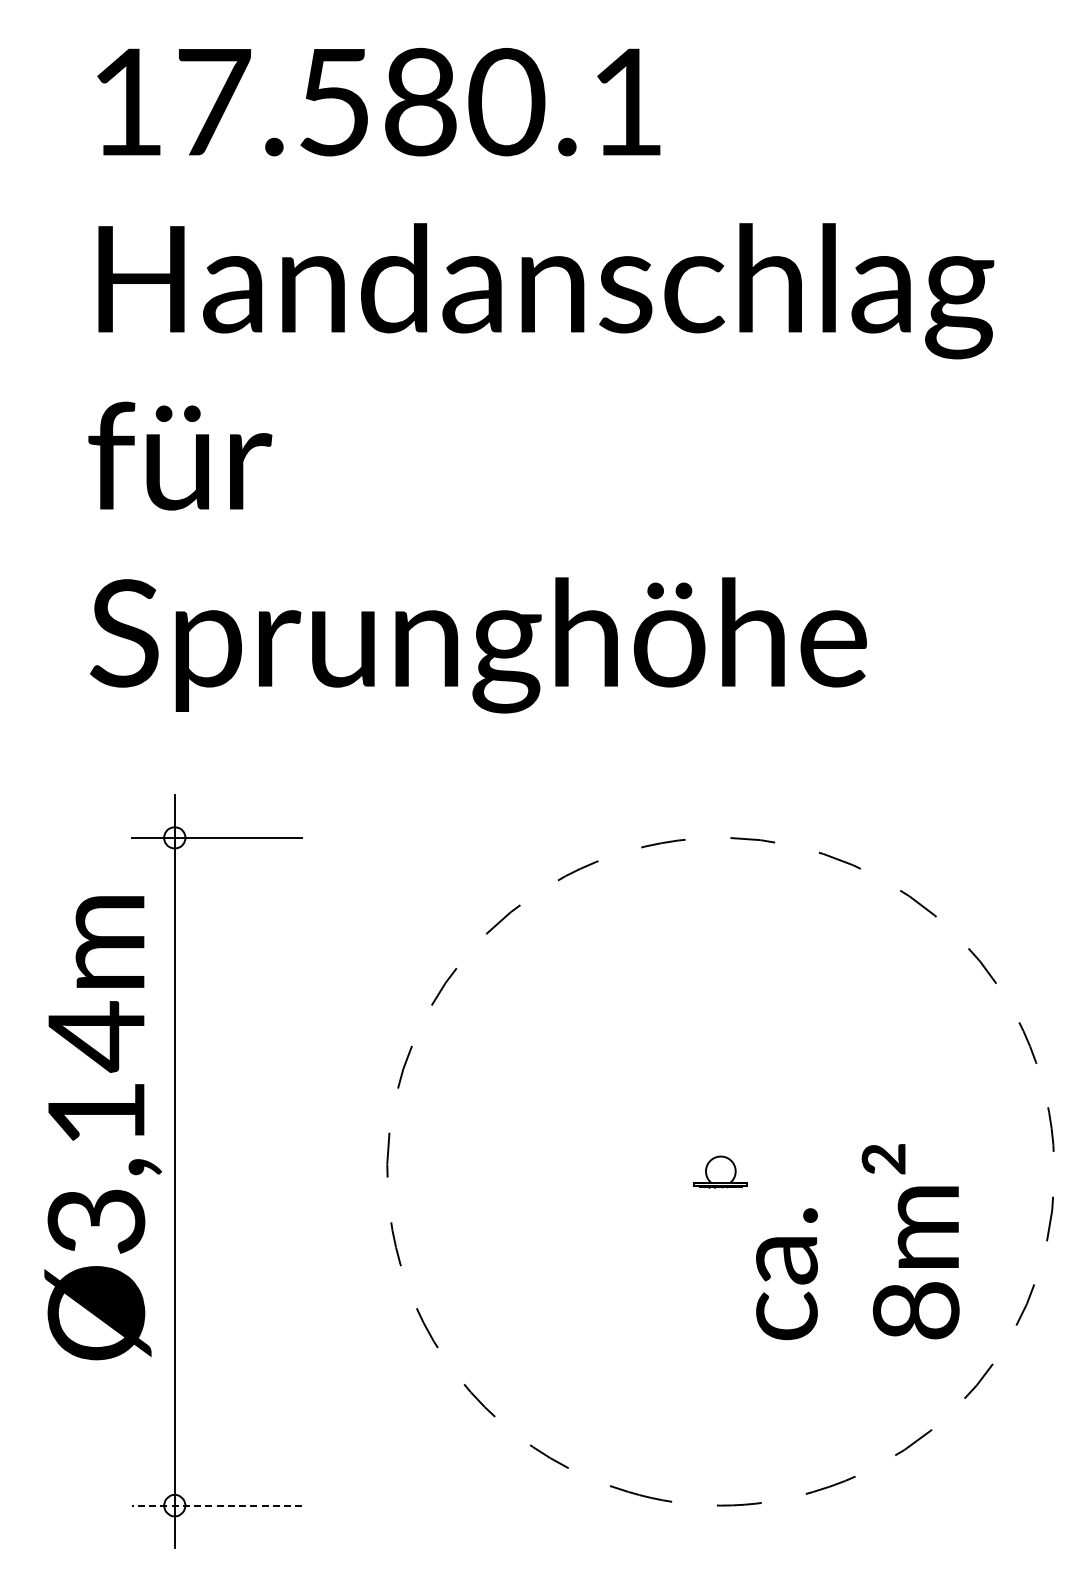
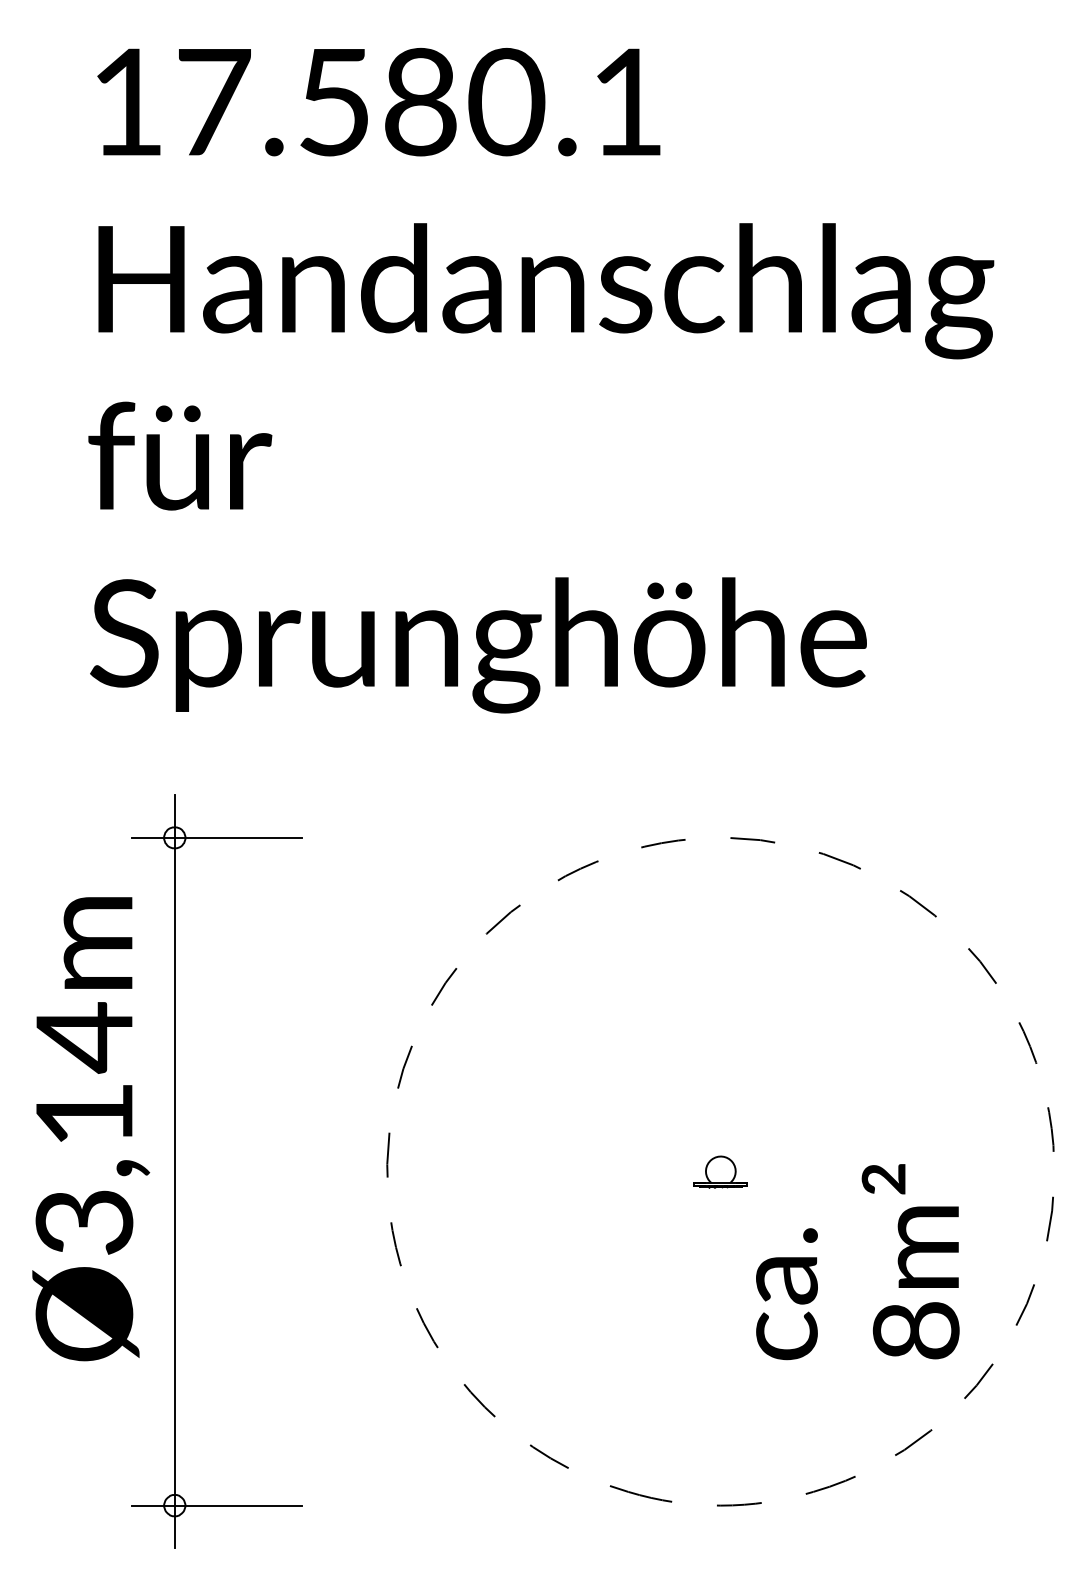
text position: (103, 1128) -> (91, 1129) (91, 1129)
text position: (857, 1242) -> (857, 1262) (857, 1262)
line: dashed -> solid (217, 1505)
